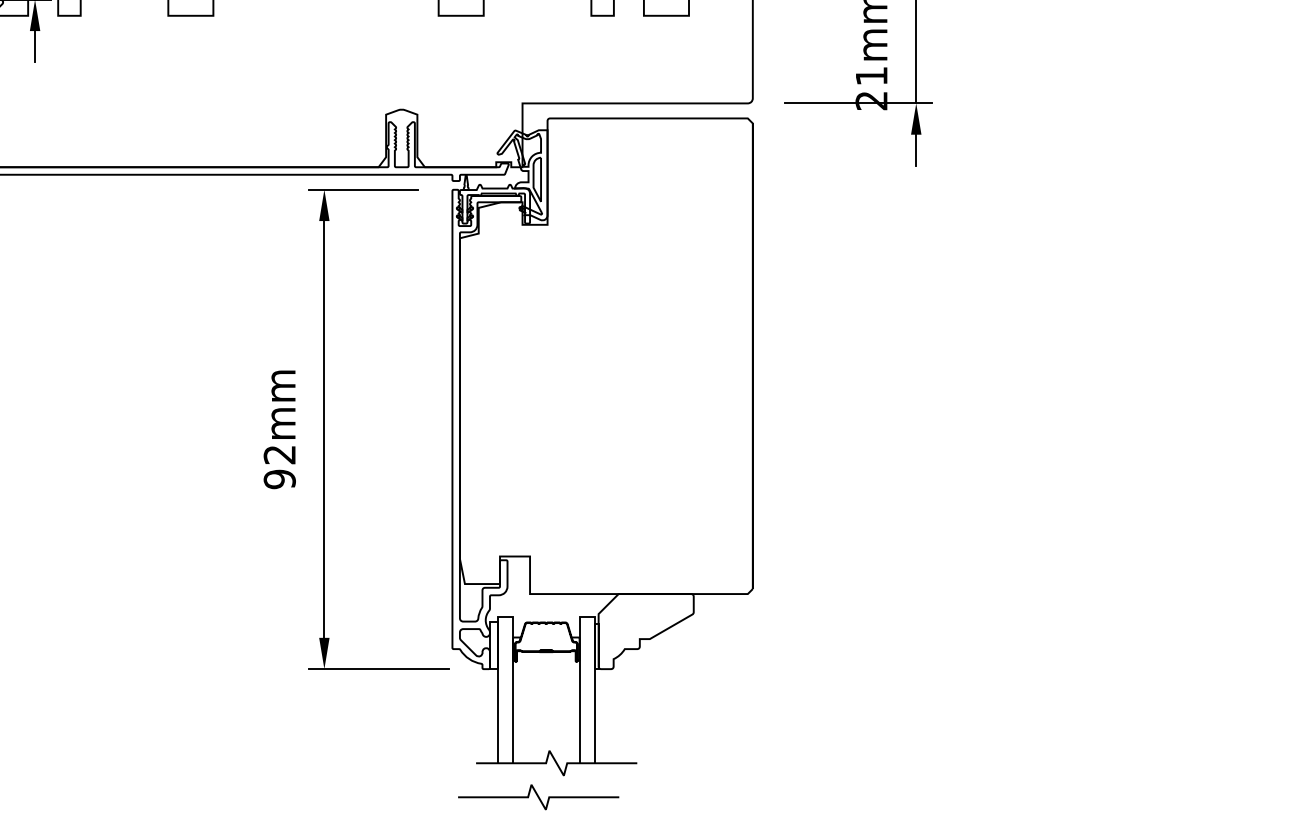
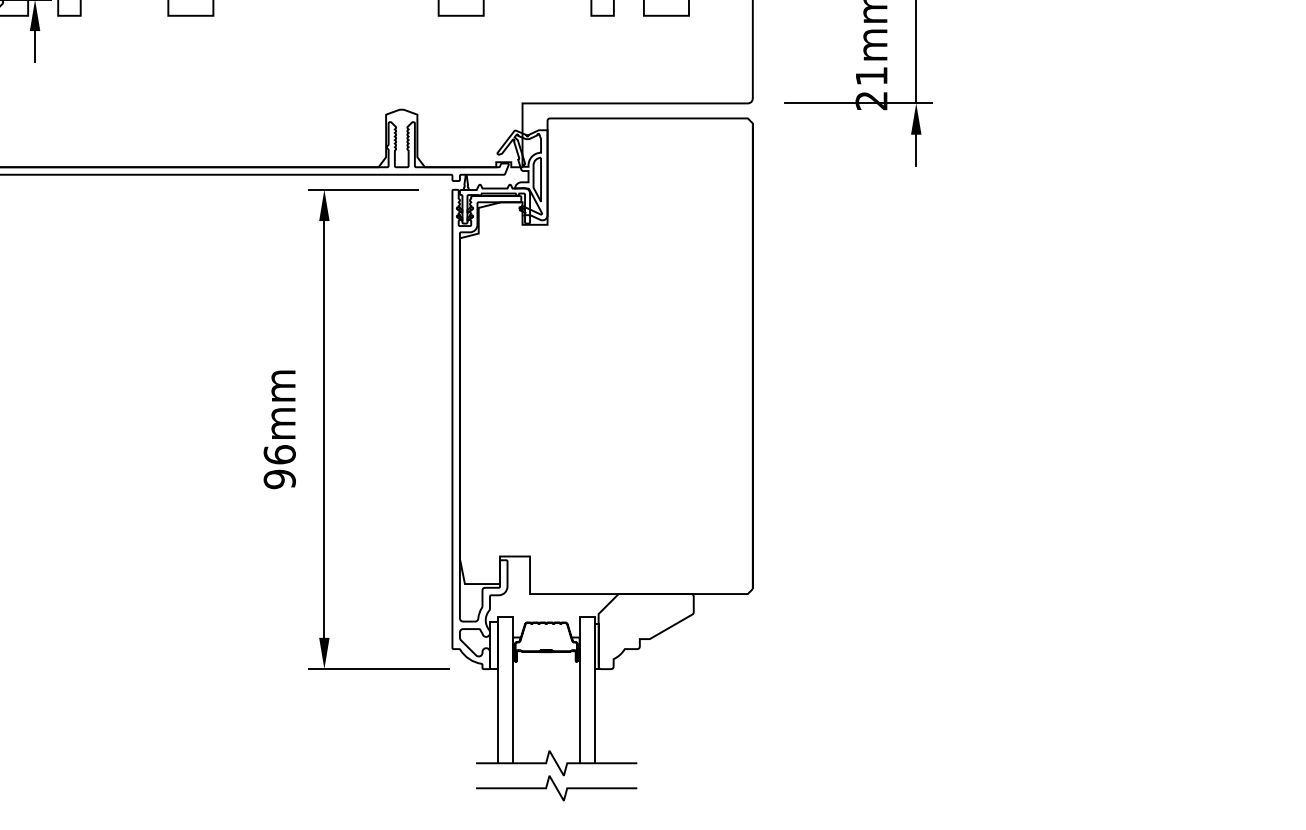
text: 92mm -> 96mm (279, 454)
curve position: (538, 797) -> (556, 788) (556, 788)
